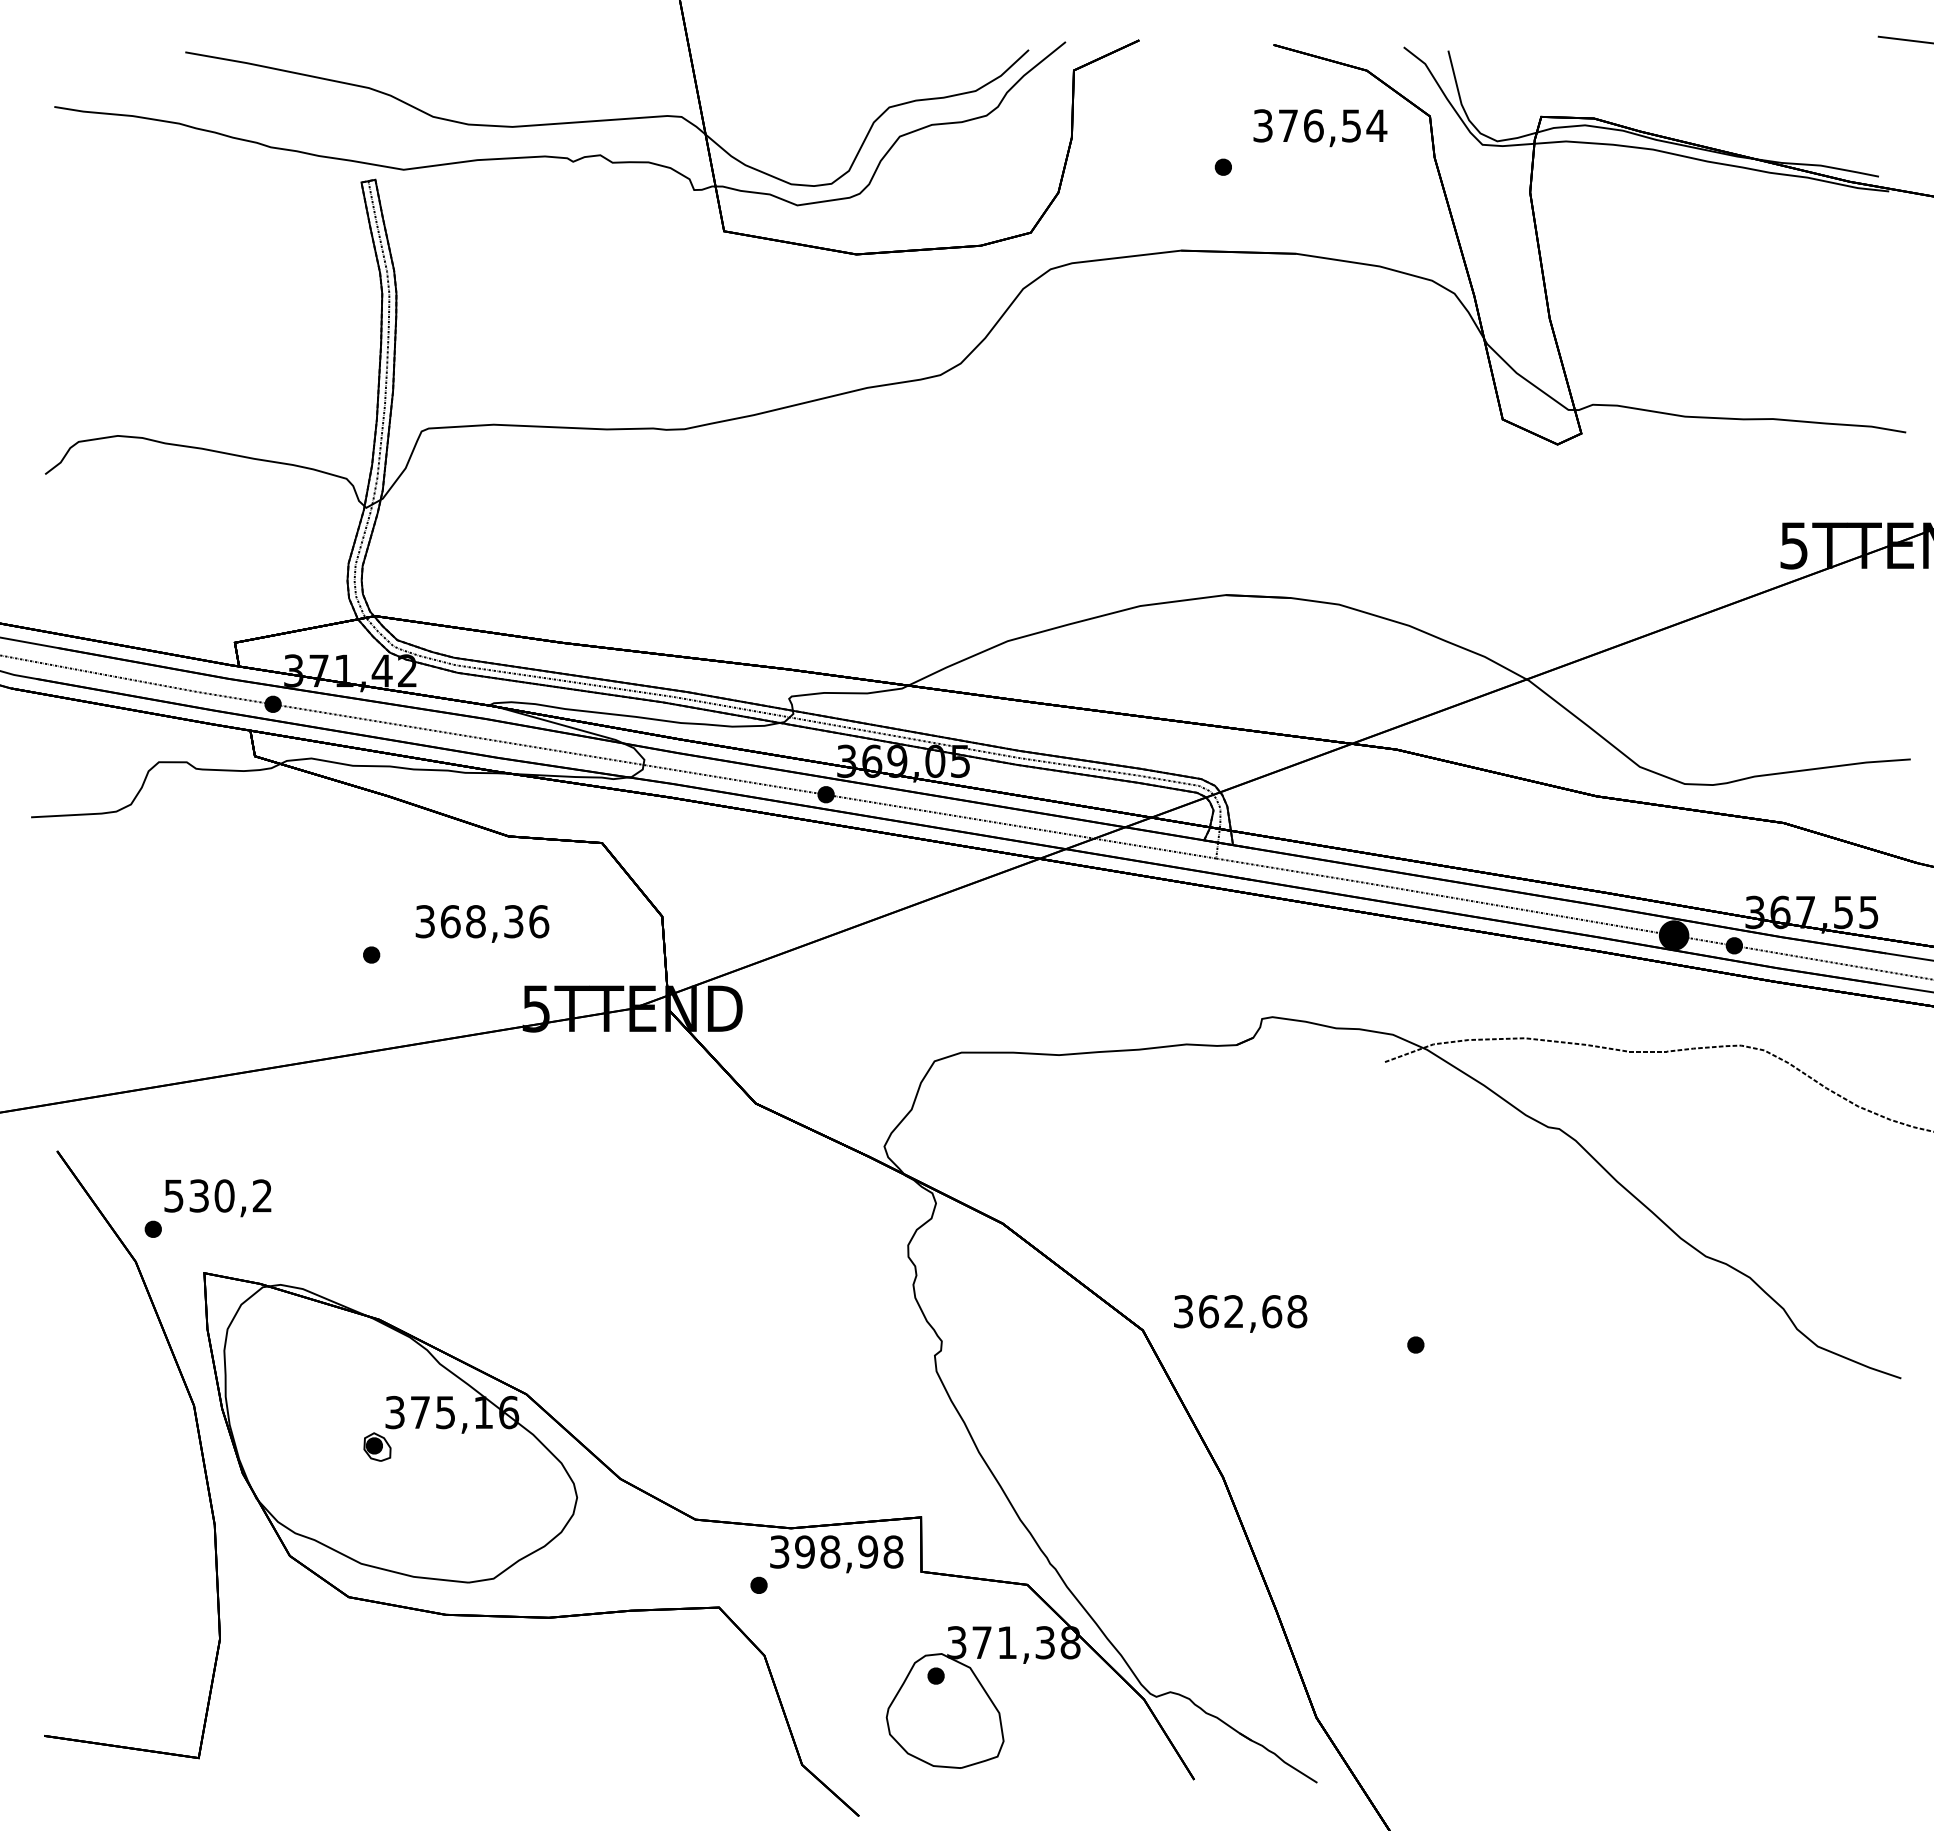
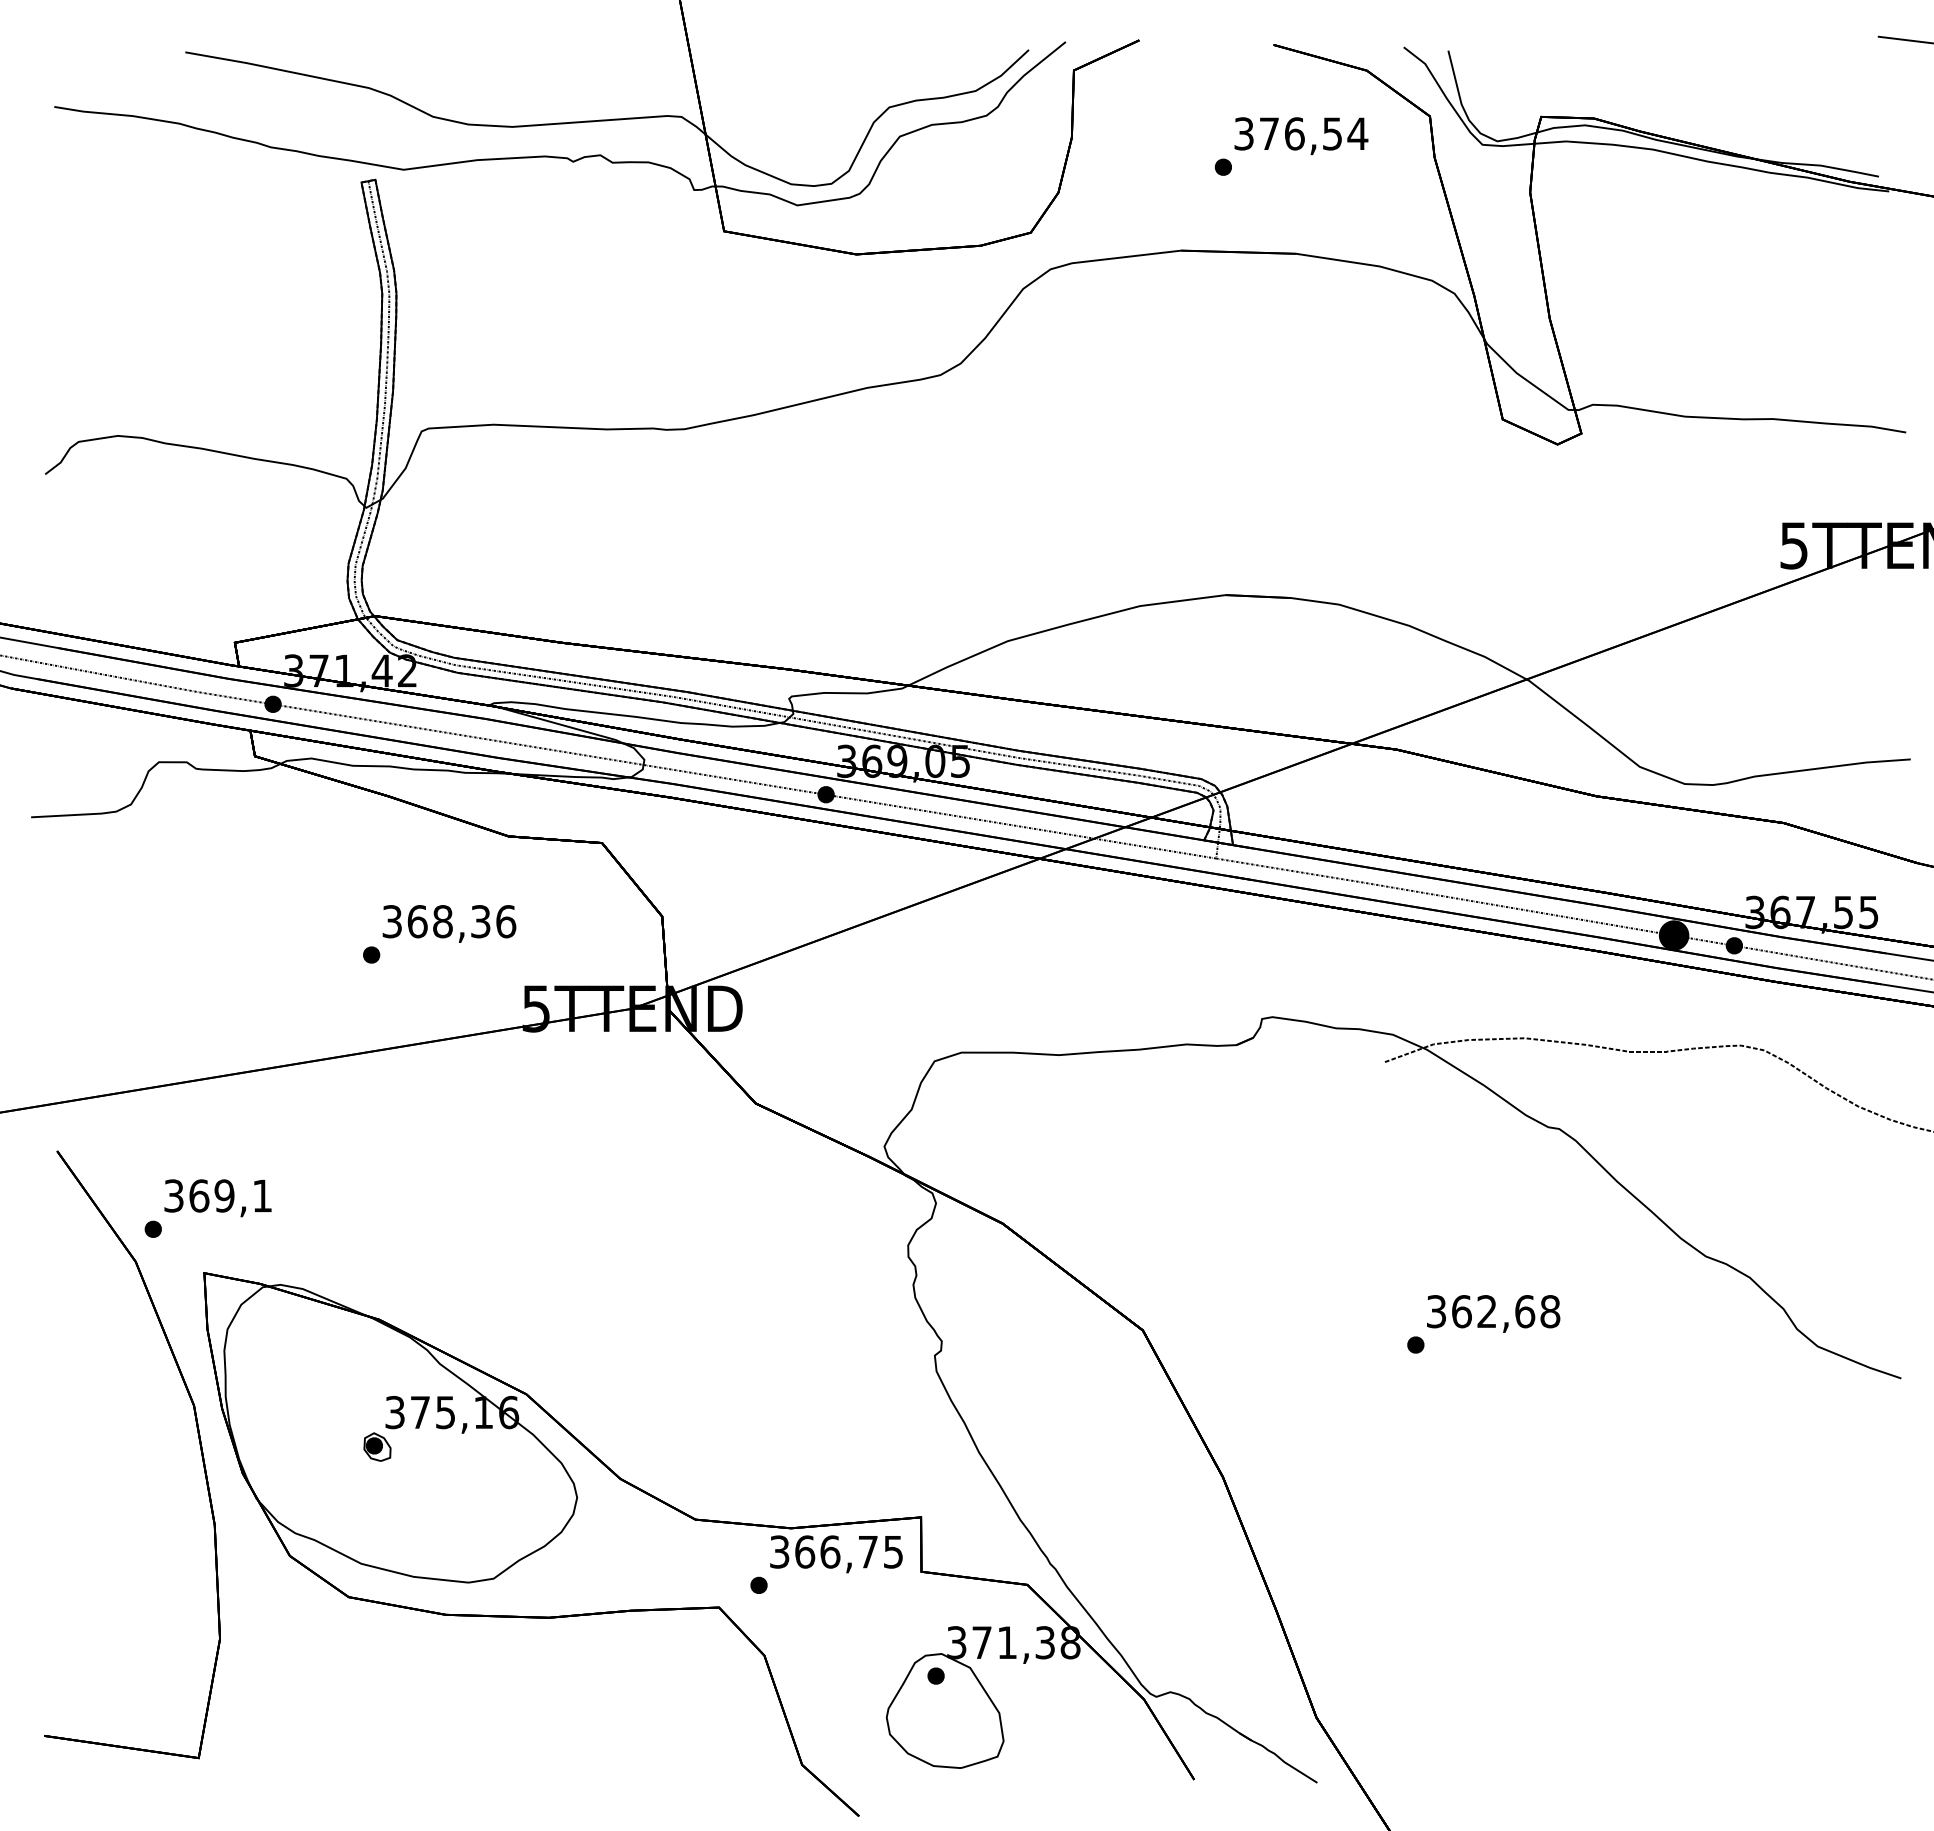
text position: (1320, 128) -> (1301, 136) (1301, 136)
text position: (482, 923) -> (449, 923) (449, 923)
text: 530,2 -> 369,1 (218, 1195)
text position: (1240, 1313) -> (1493, 1313) (1493, 1313)
text: 398,98 -> 366,75 (849, 1551)
